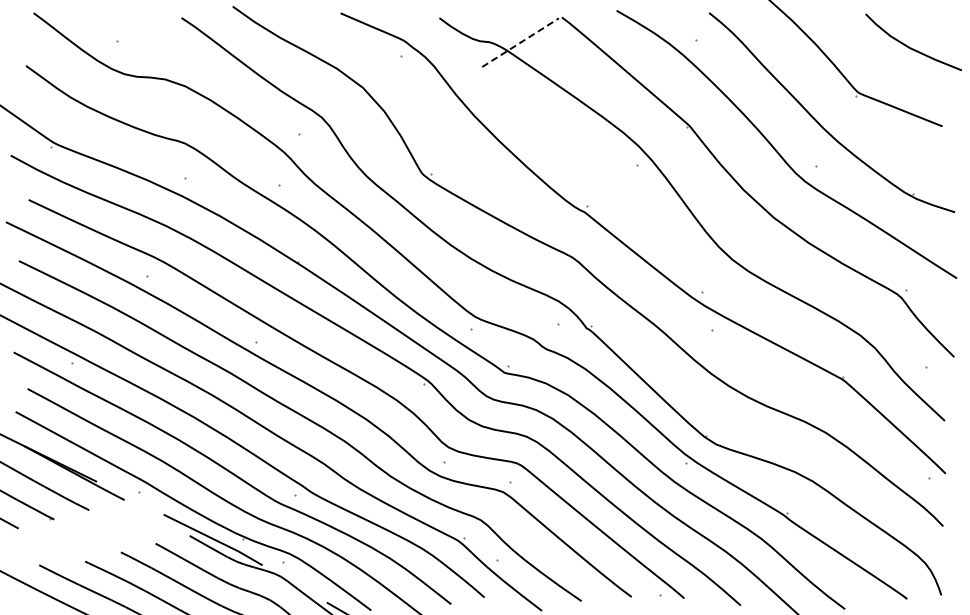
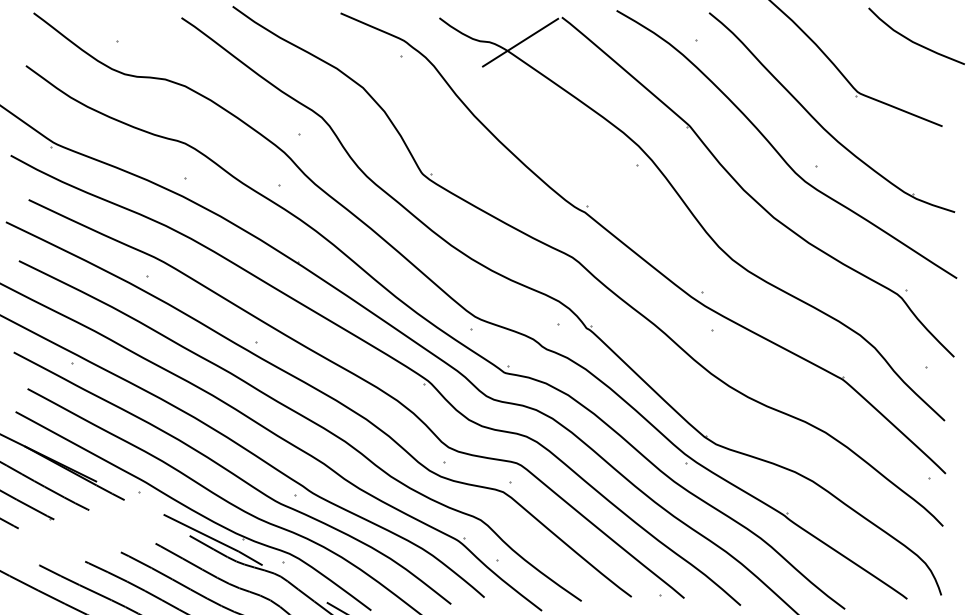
line: dashed -> solid (520, 42)
curve position: (911, 47) -> (914, 41) (914, 41)
